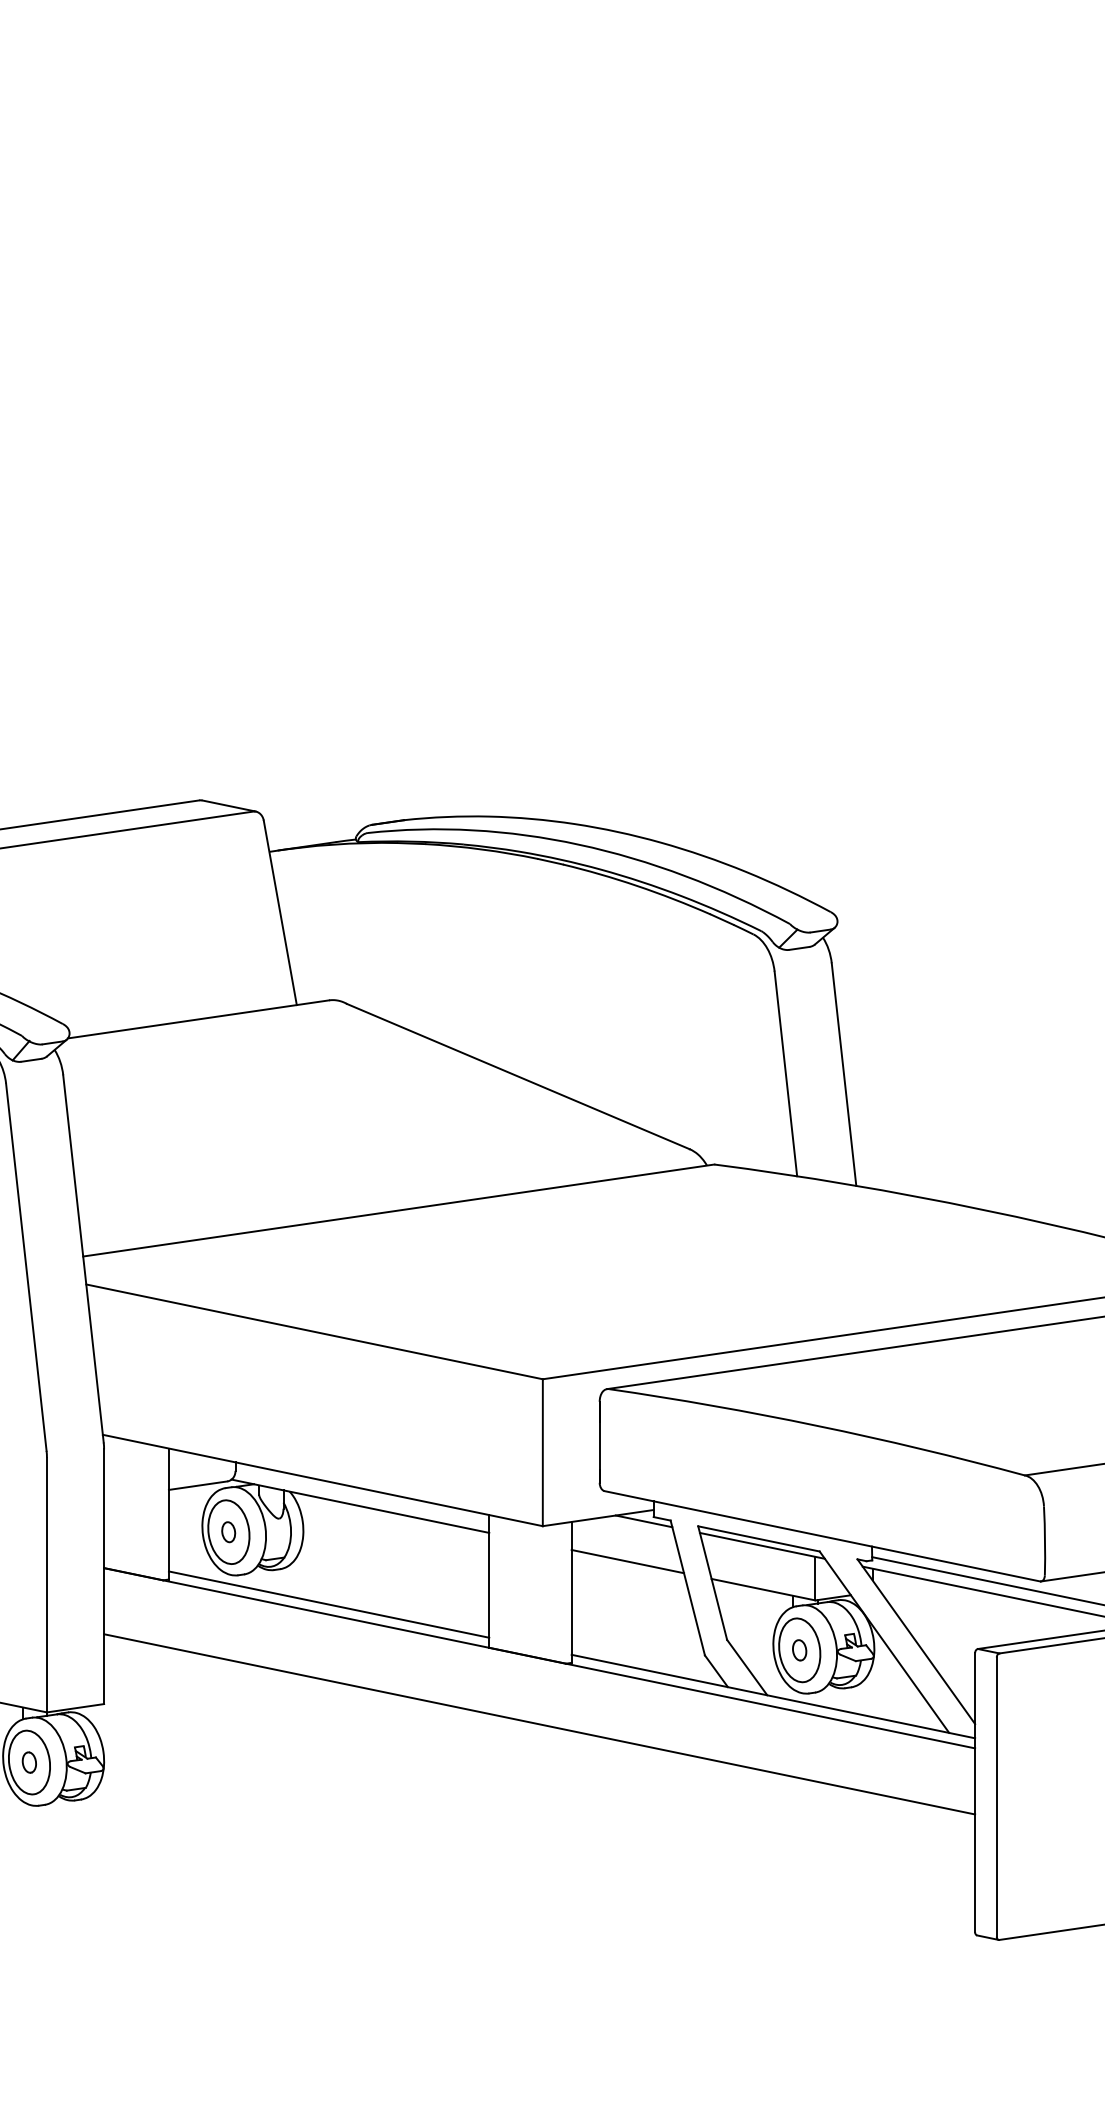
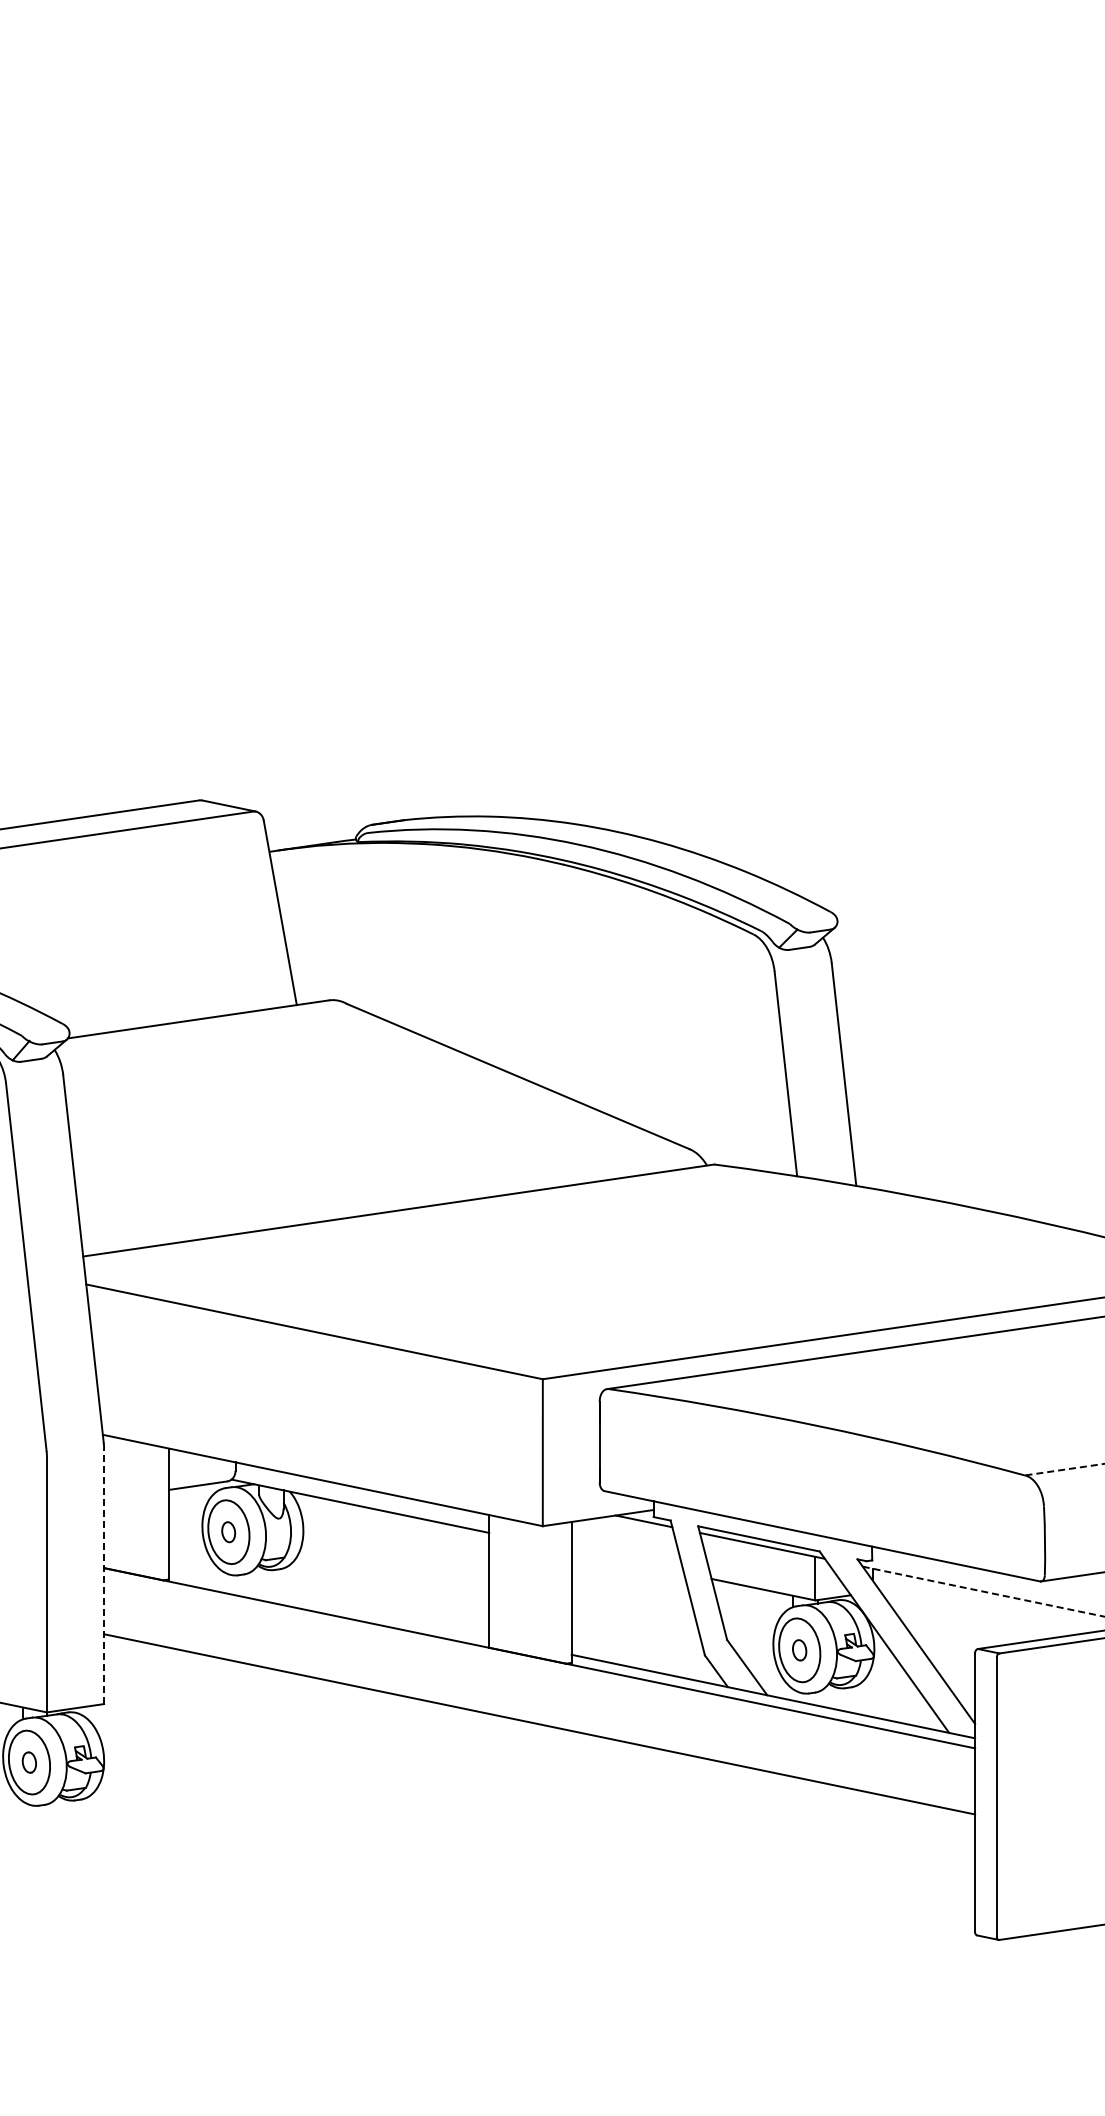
line: solid -> dashed (1064, 1469)
line: present -> none (627, 1561)
line: solid -> dashed (104, 1576)
line: present -> none (986, 1580)
line: solid -> dashed (983, 1591)
line: present -> none (328, 1604)
